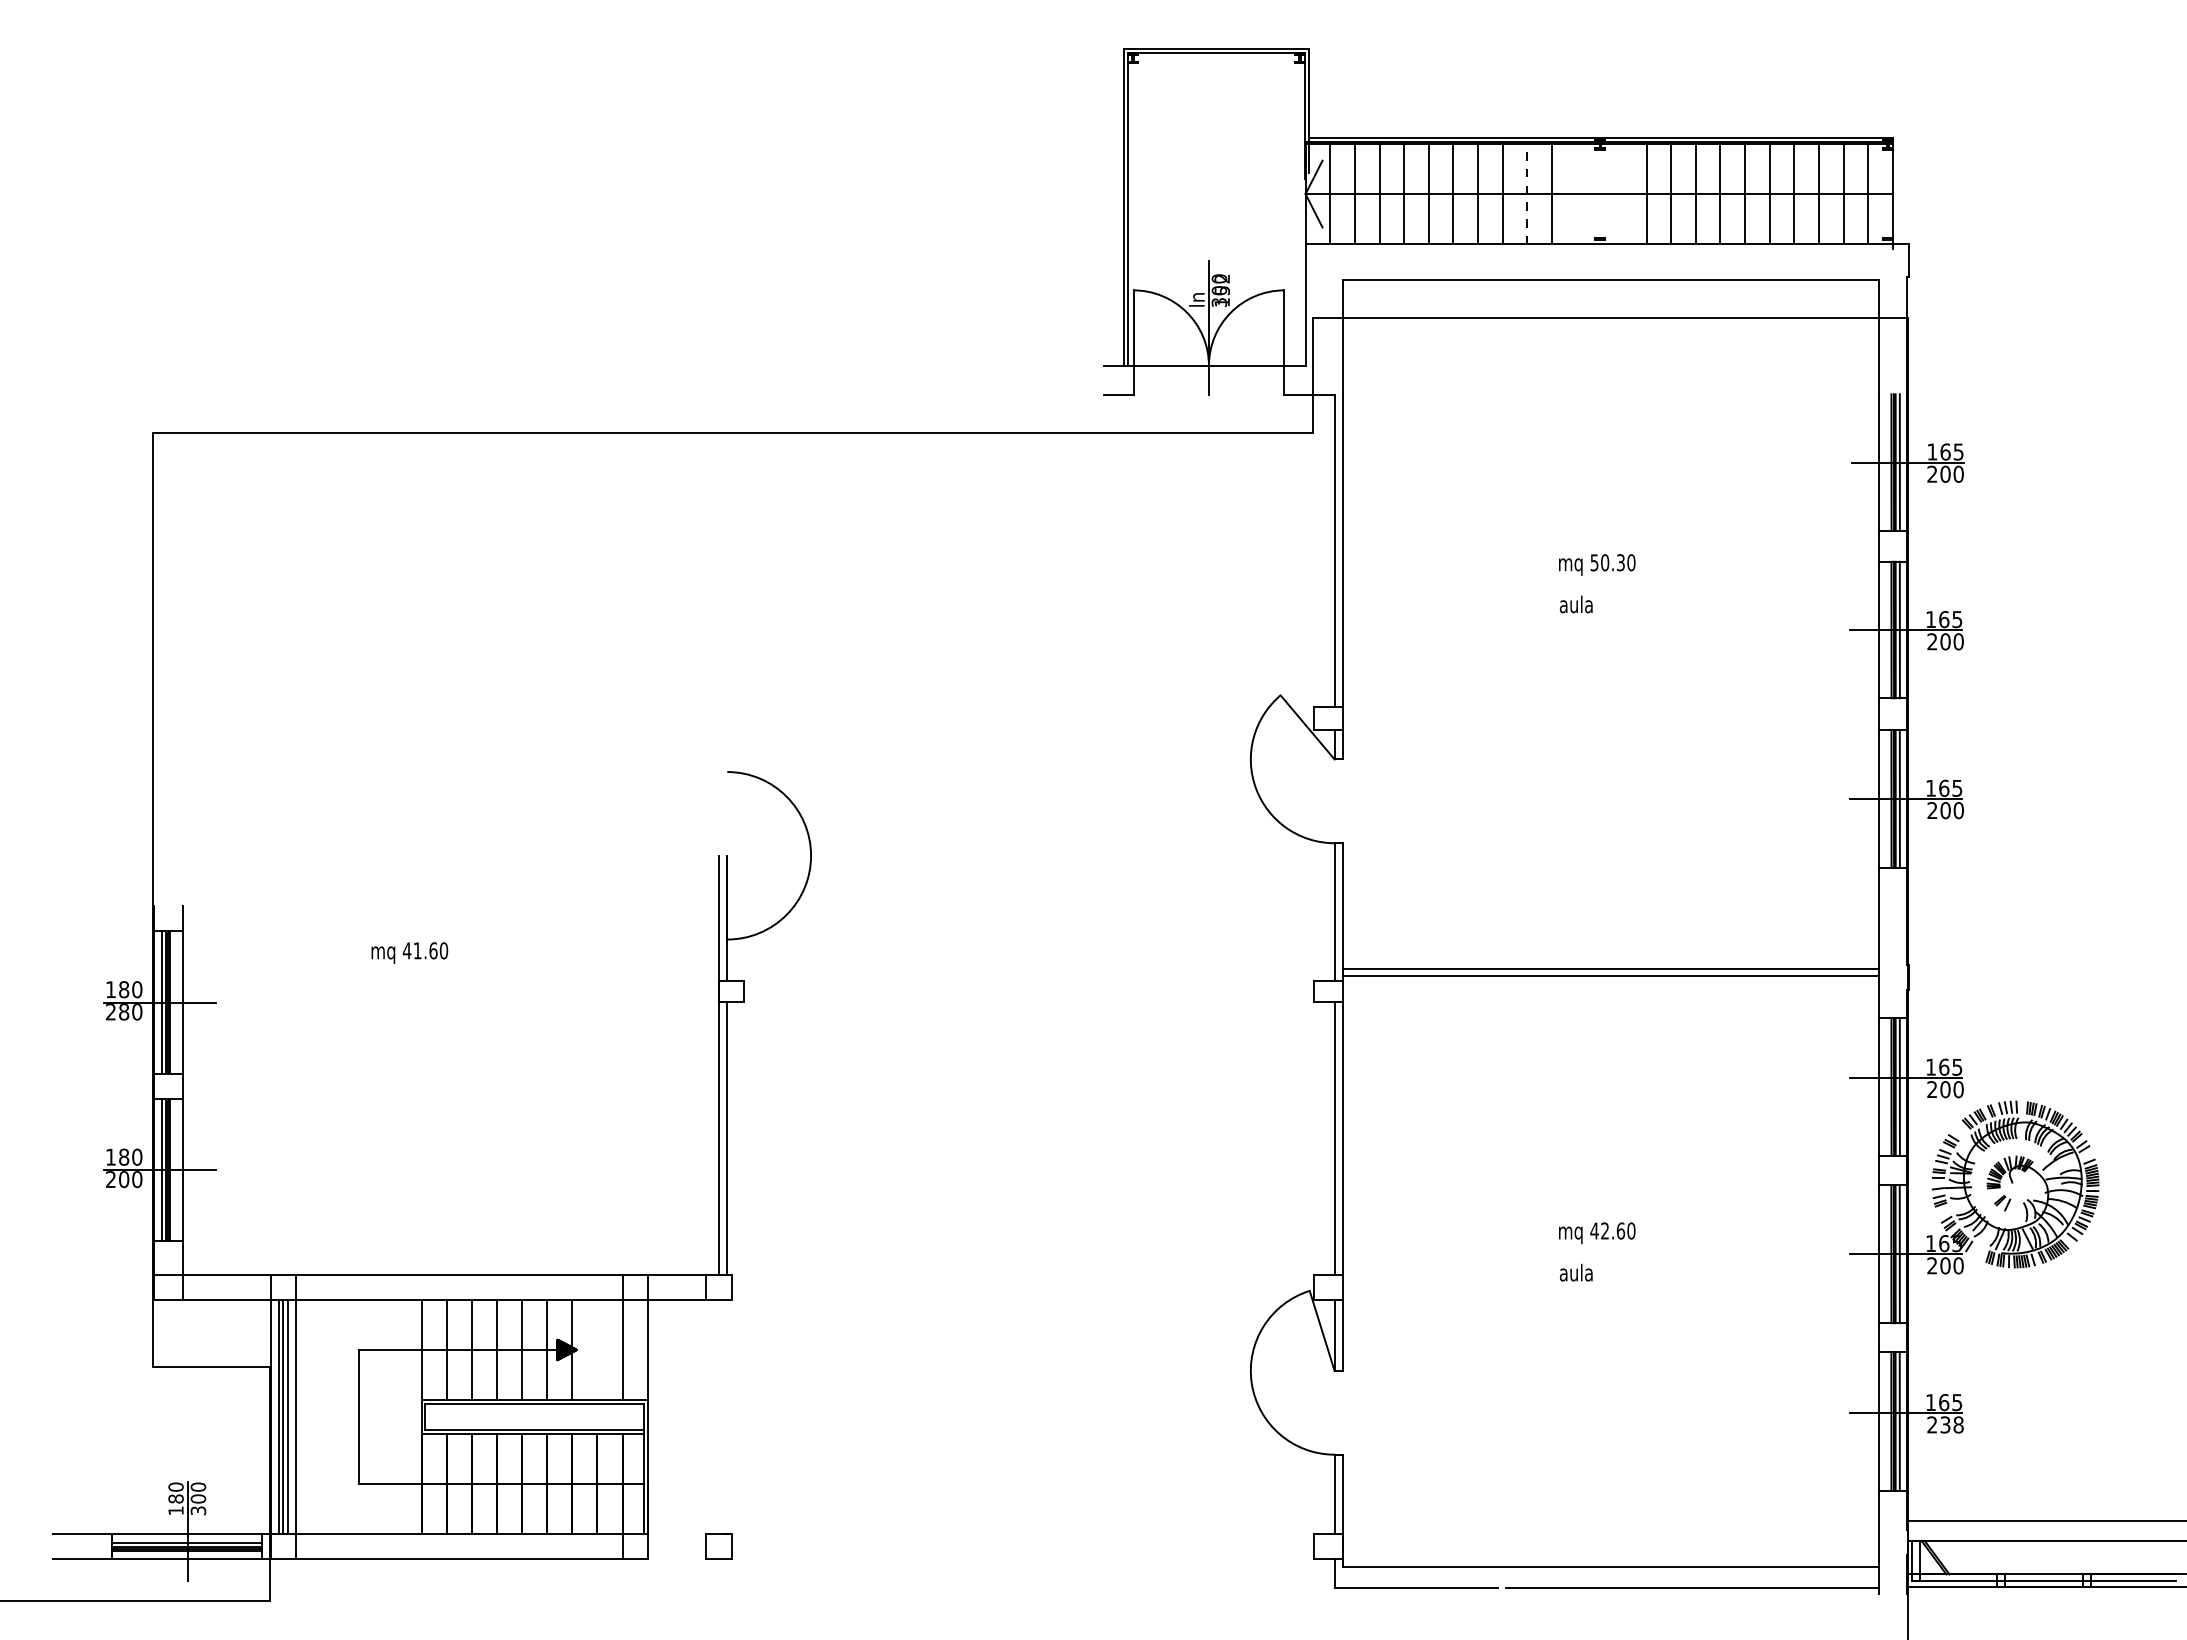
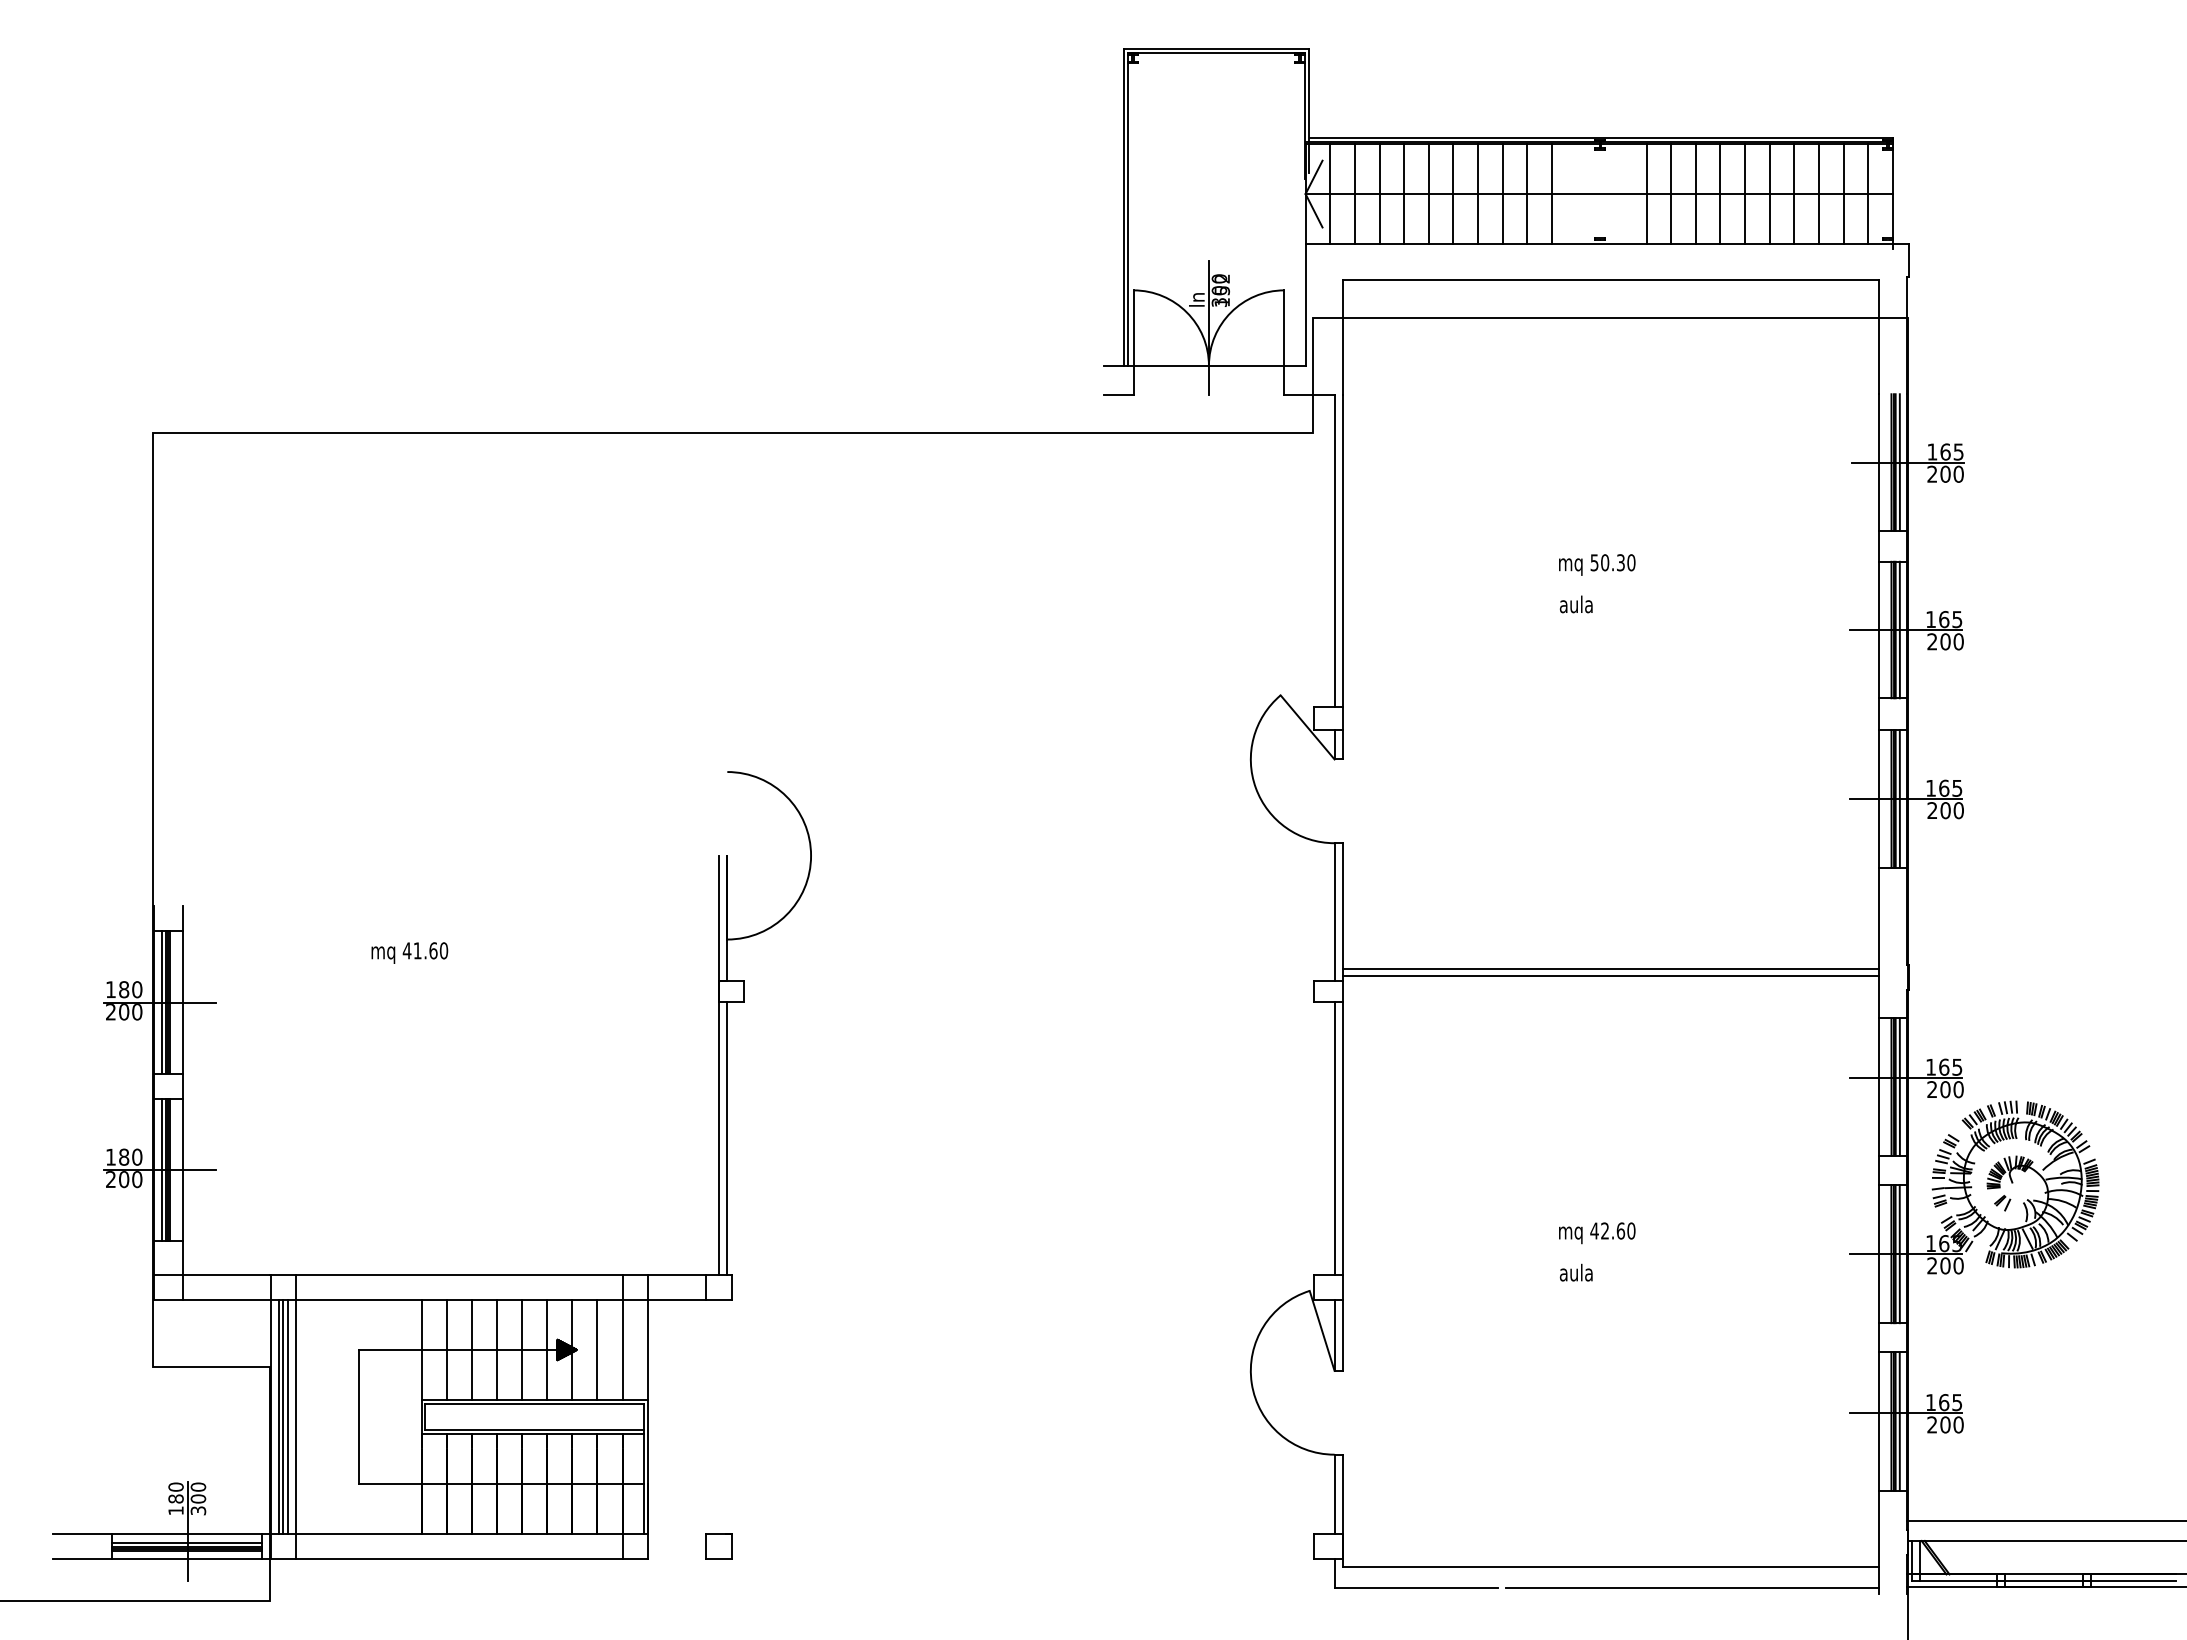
line: dashed -> solid (1527, 193)
text: 280 -> 200 (124, 1012)
line: none -> present (597, 1349)
text: 238 -> 200 (1951, 1424)
